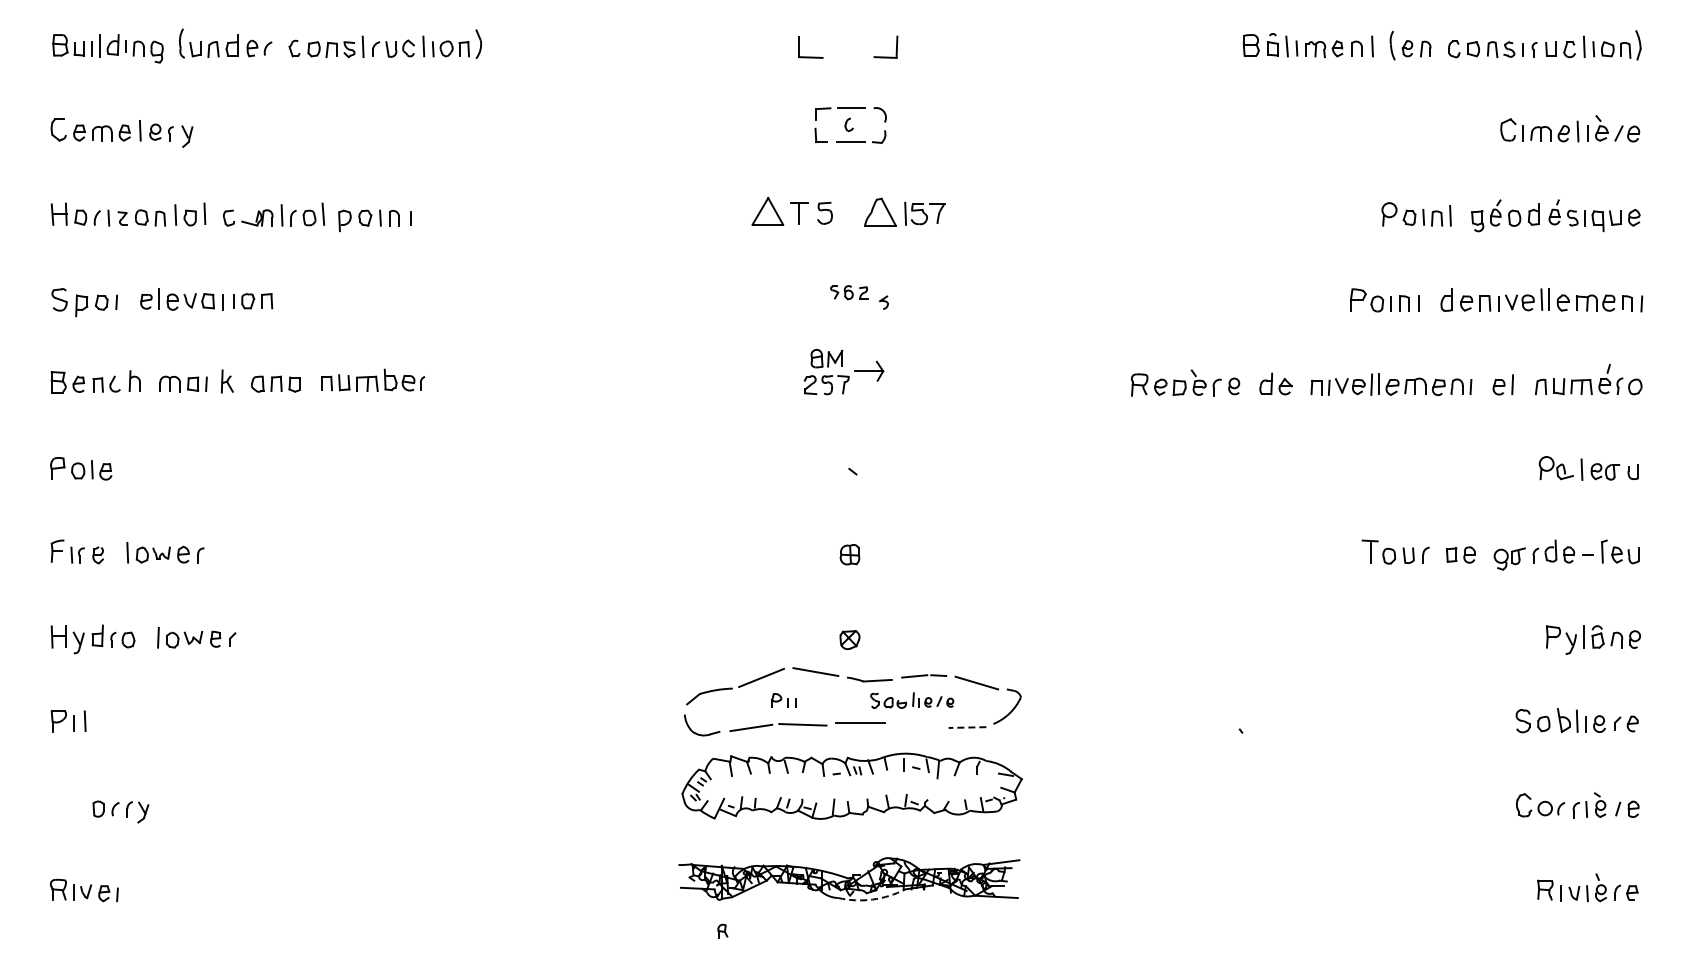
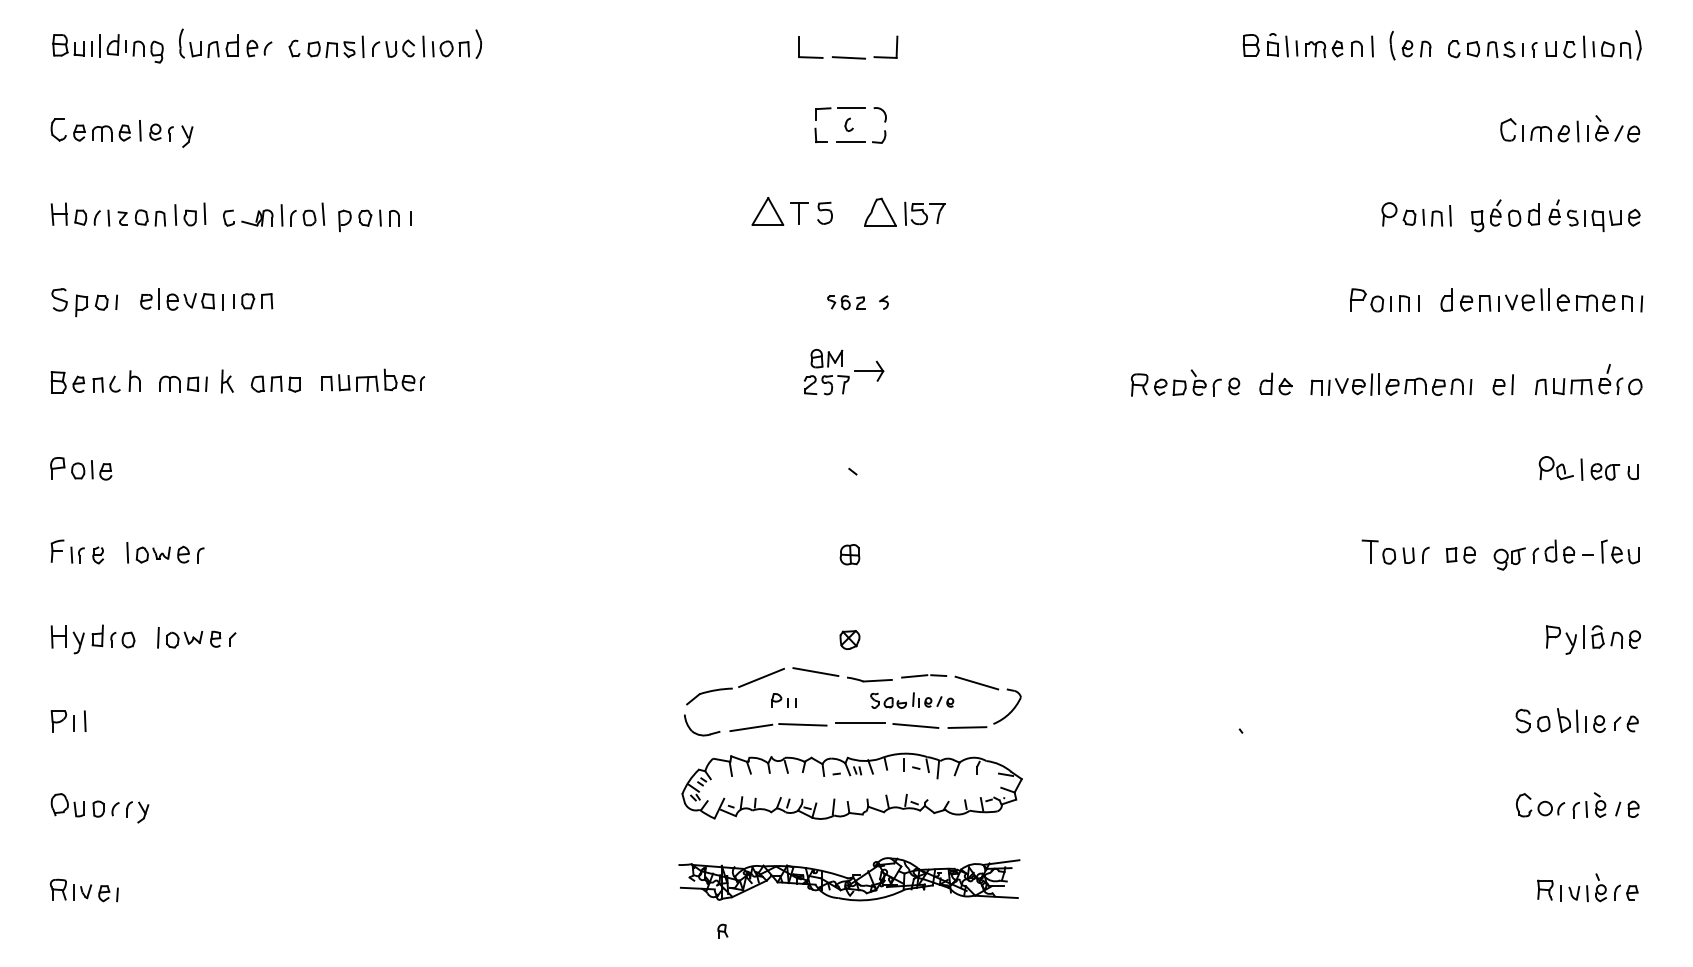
line: none -> present (848, 57)
part position: (849, 292) -> (846, 302) (846, 302)
line: none -> present (915, 725)
line: dashed -> solid (967, 727)
part: none -> present (67, 805)
arc: dashed -> solid (872, 899)
